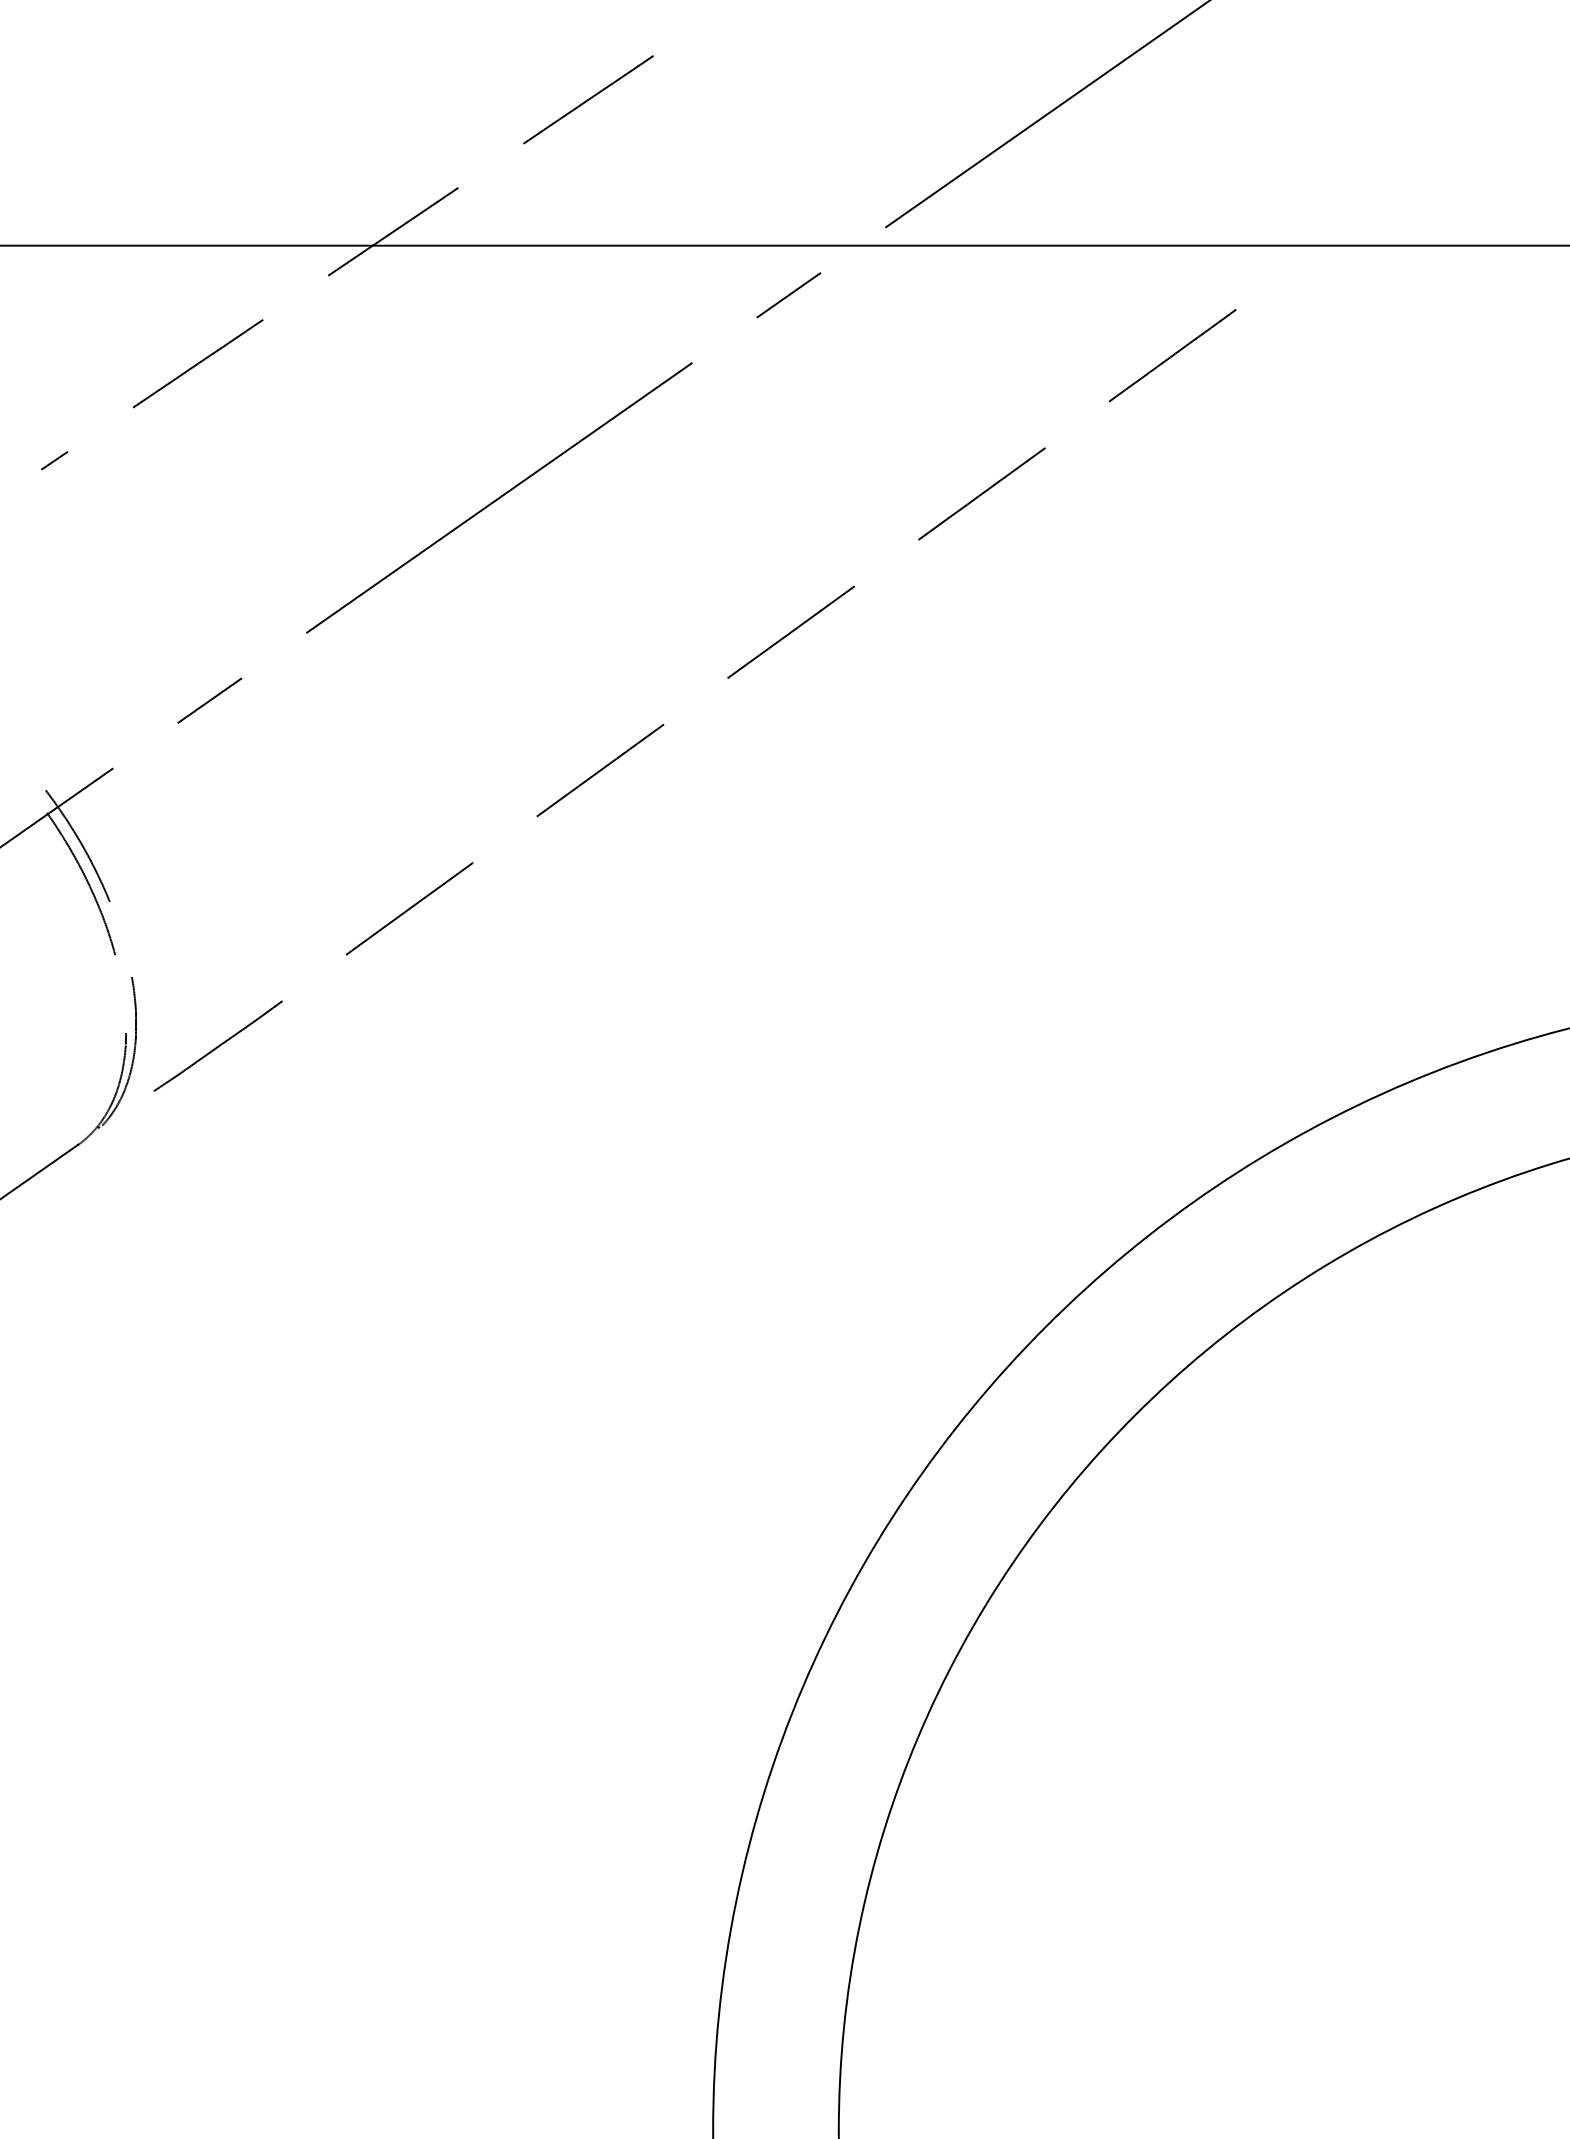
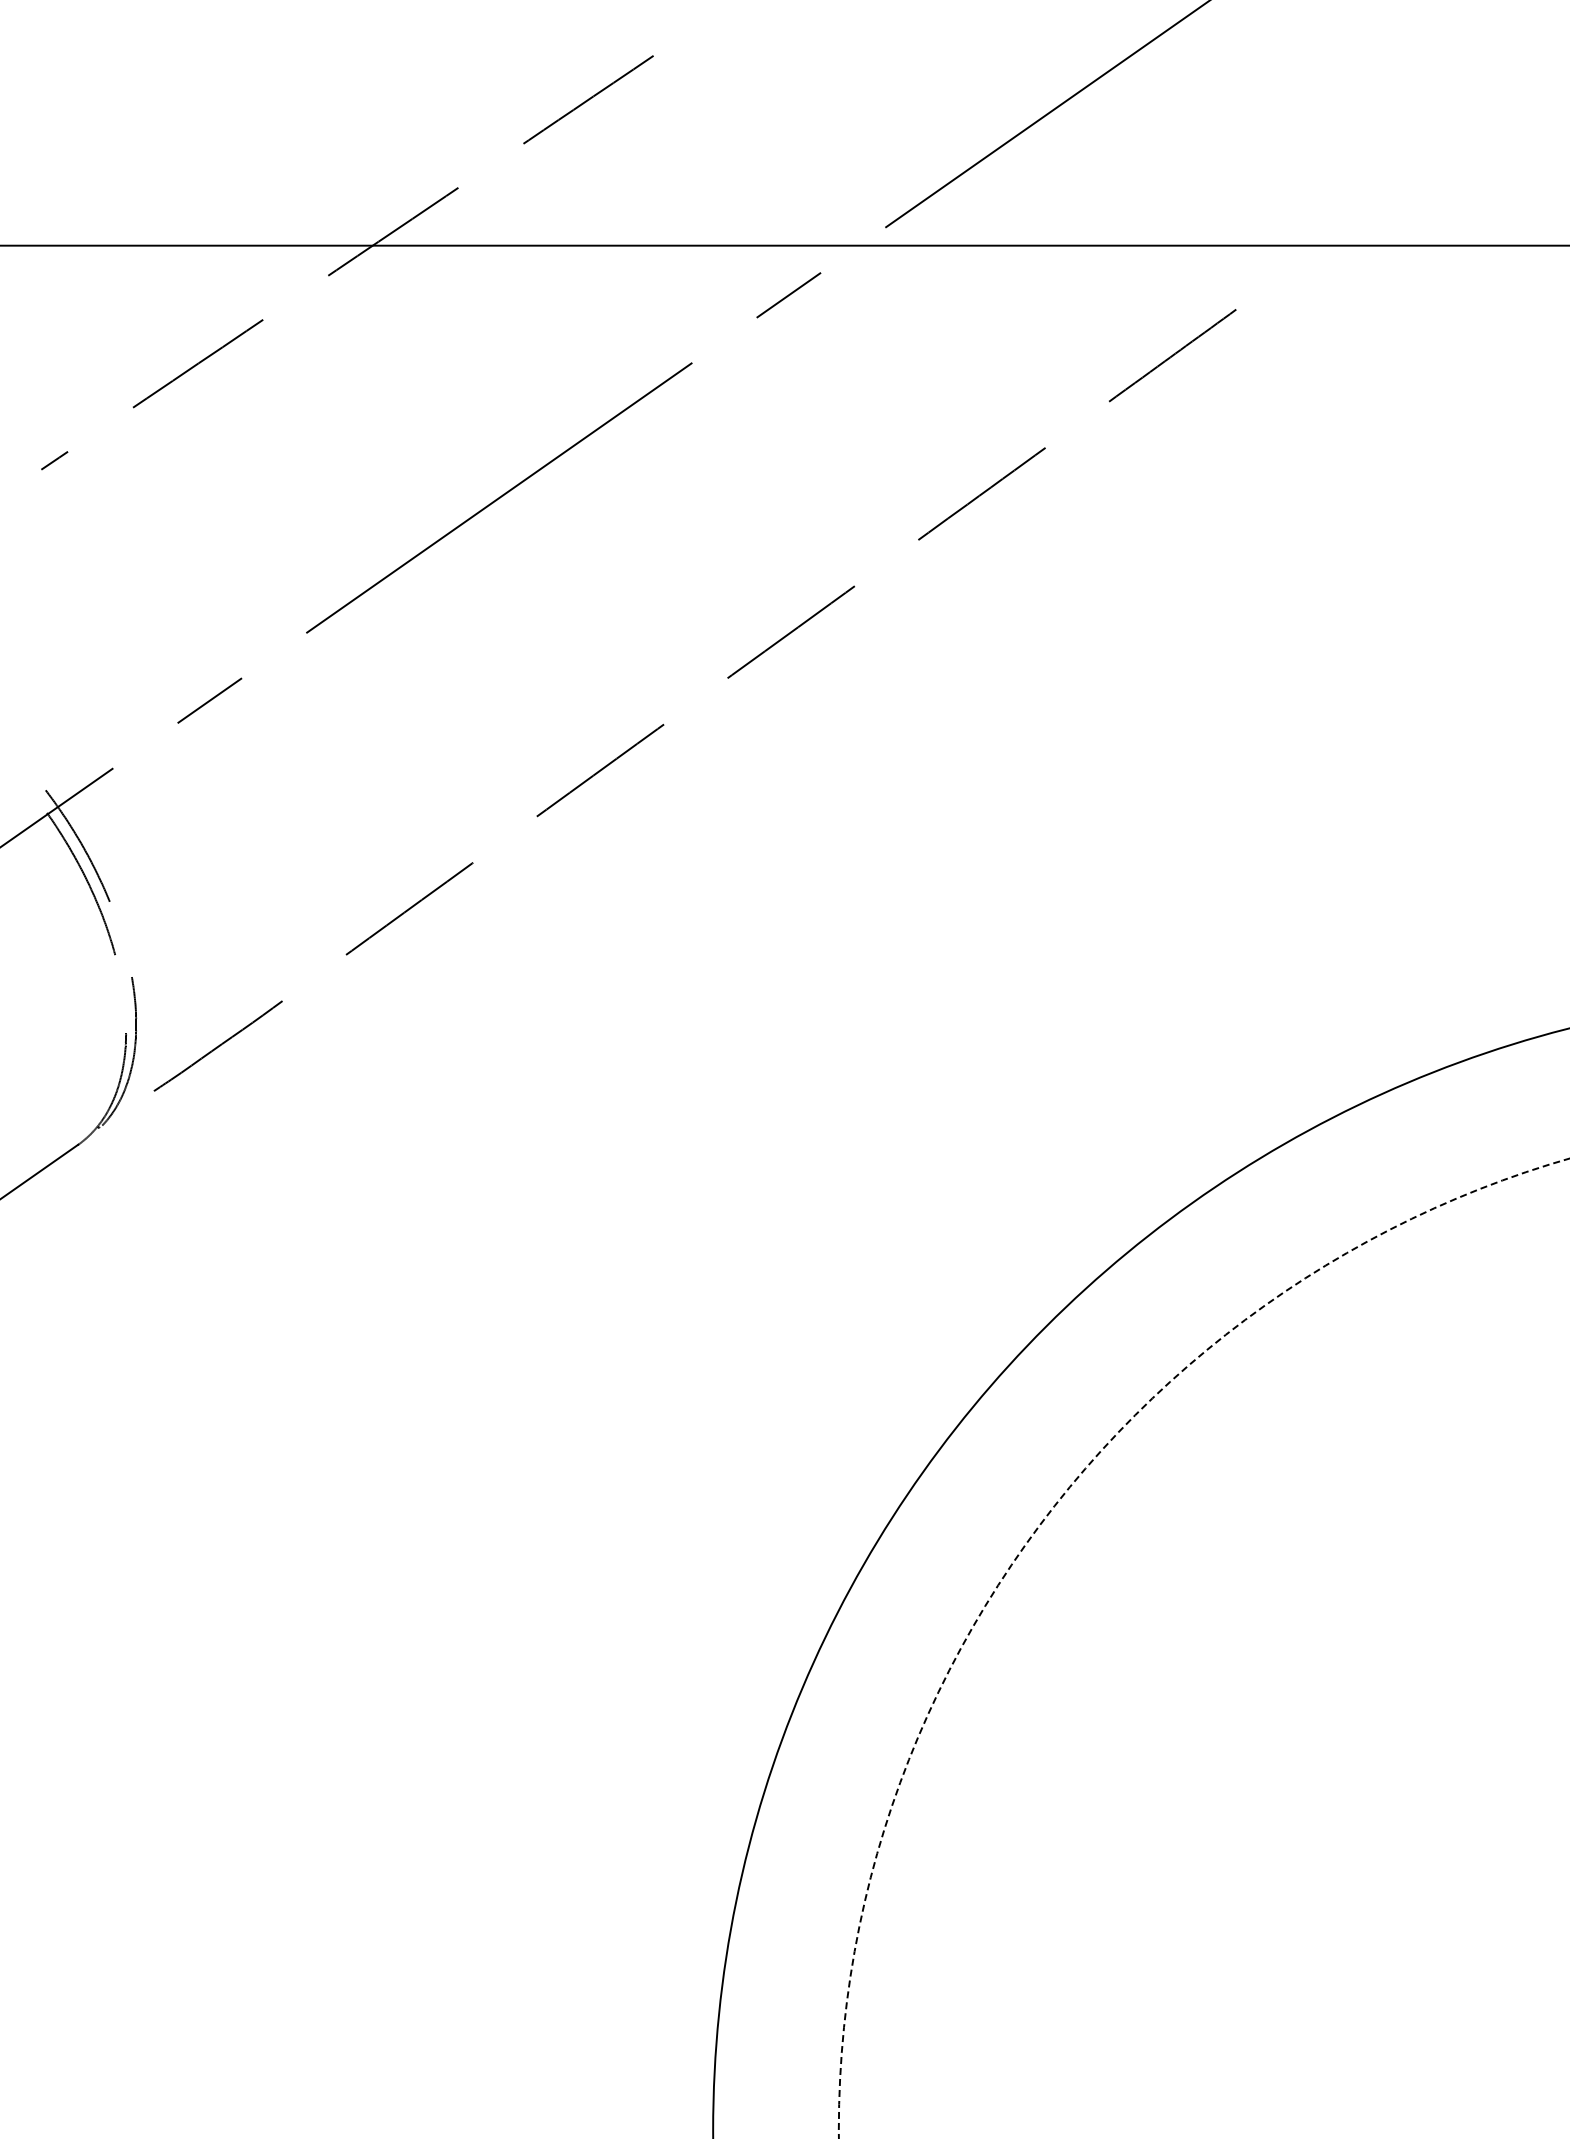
circle: solid -> dashed (1203, 1648)
